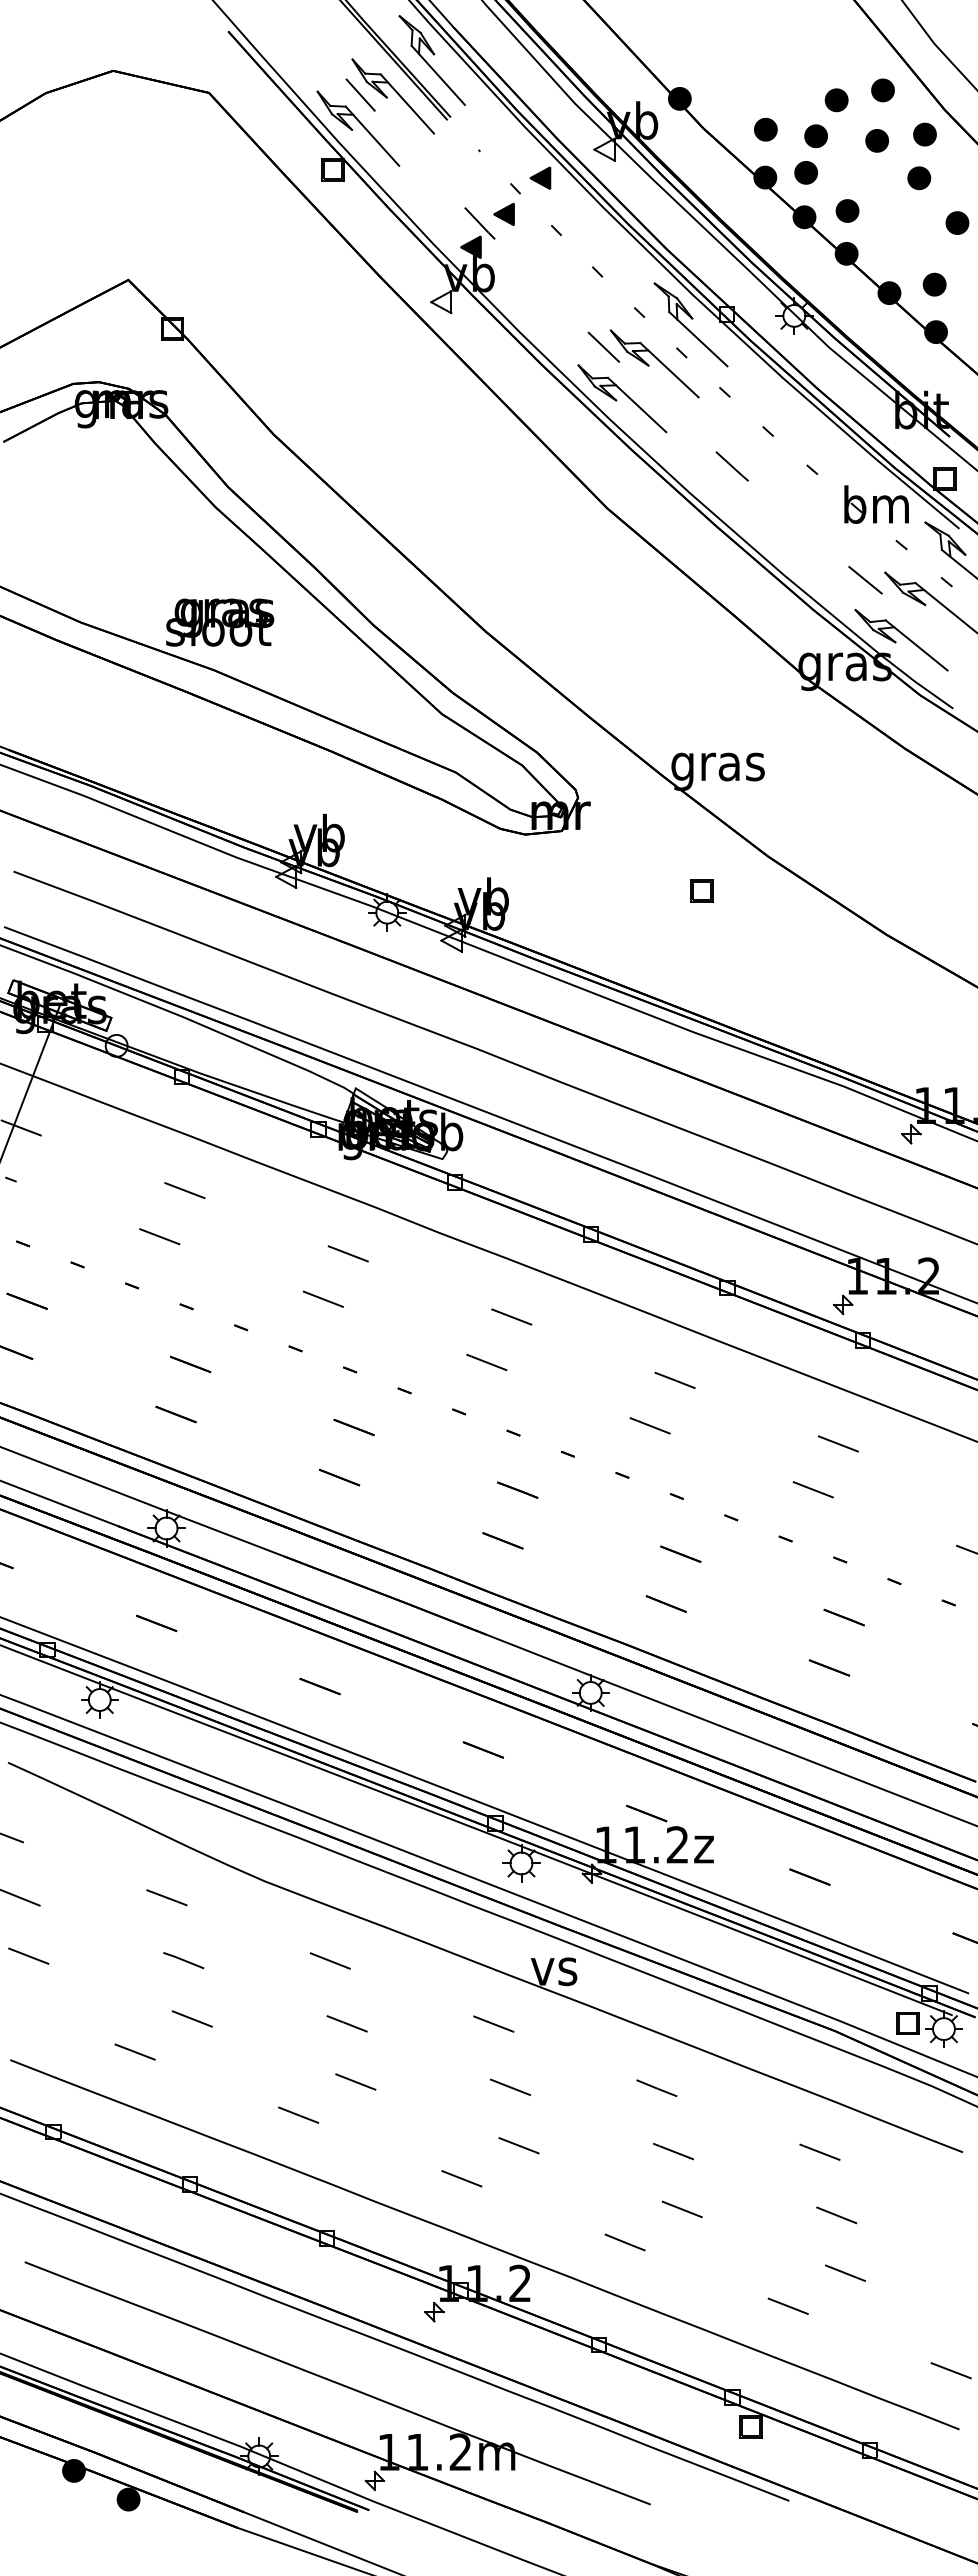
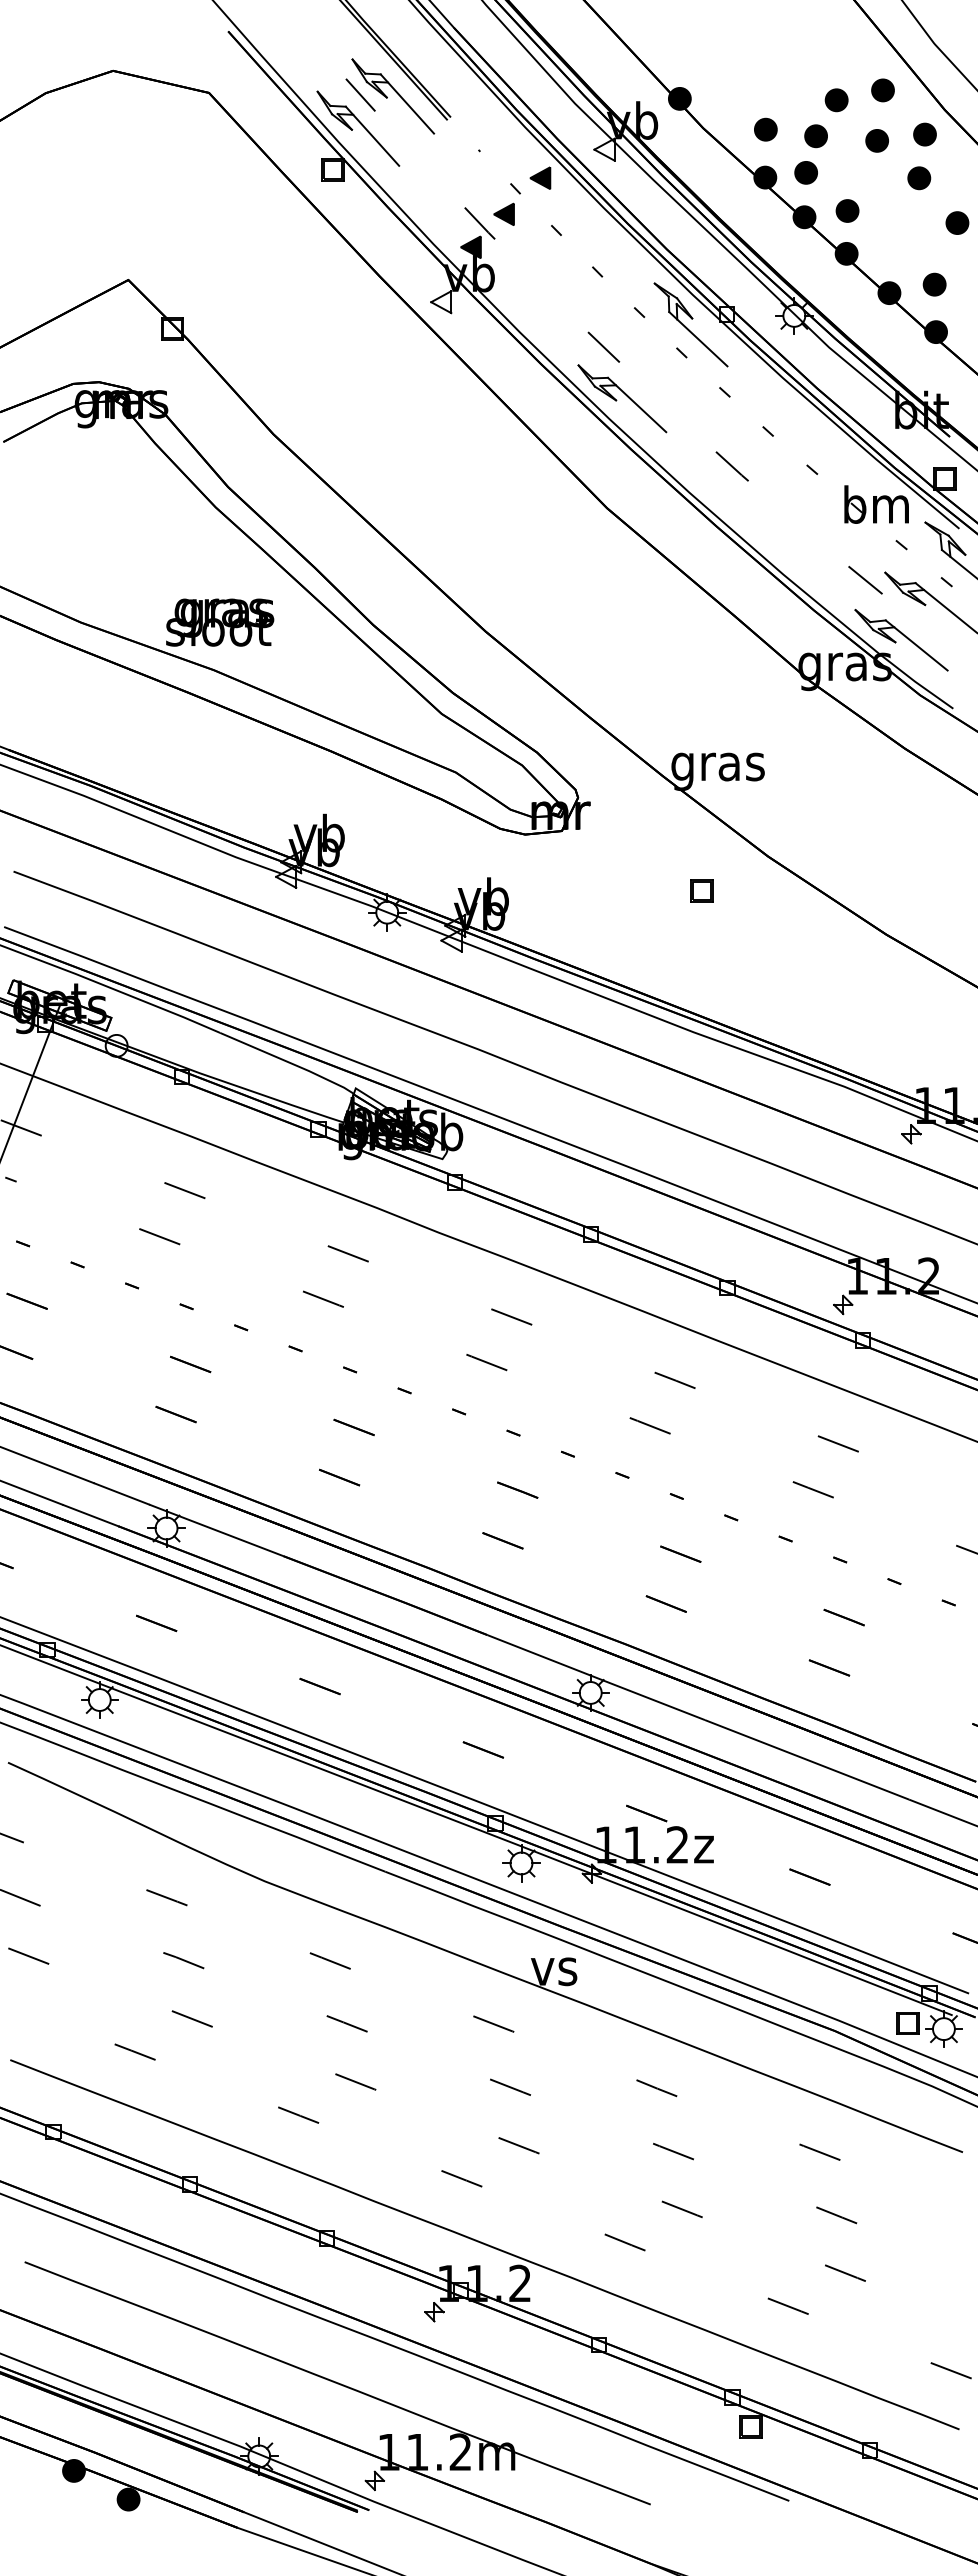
part: present -> none (431, 60)
part: present -> none (654, 363)
